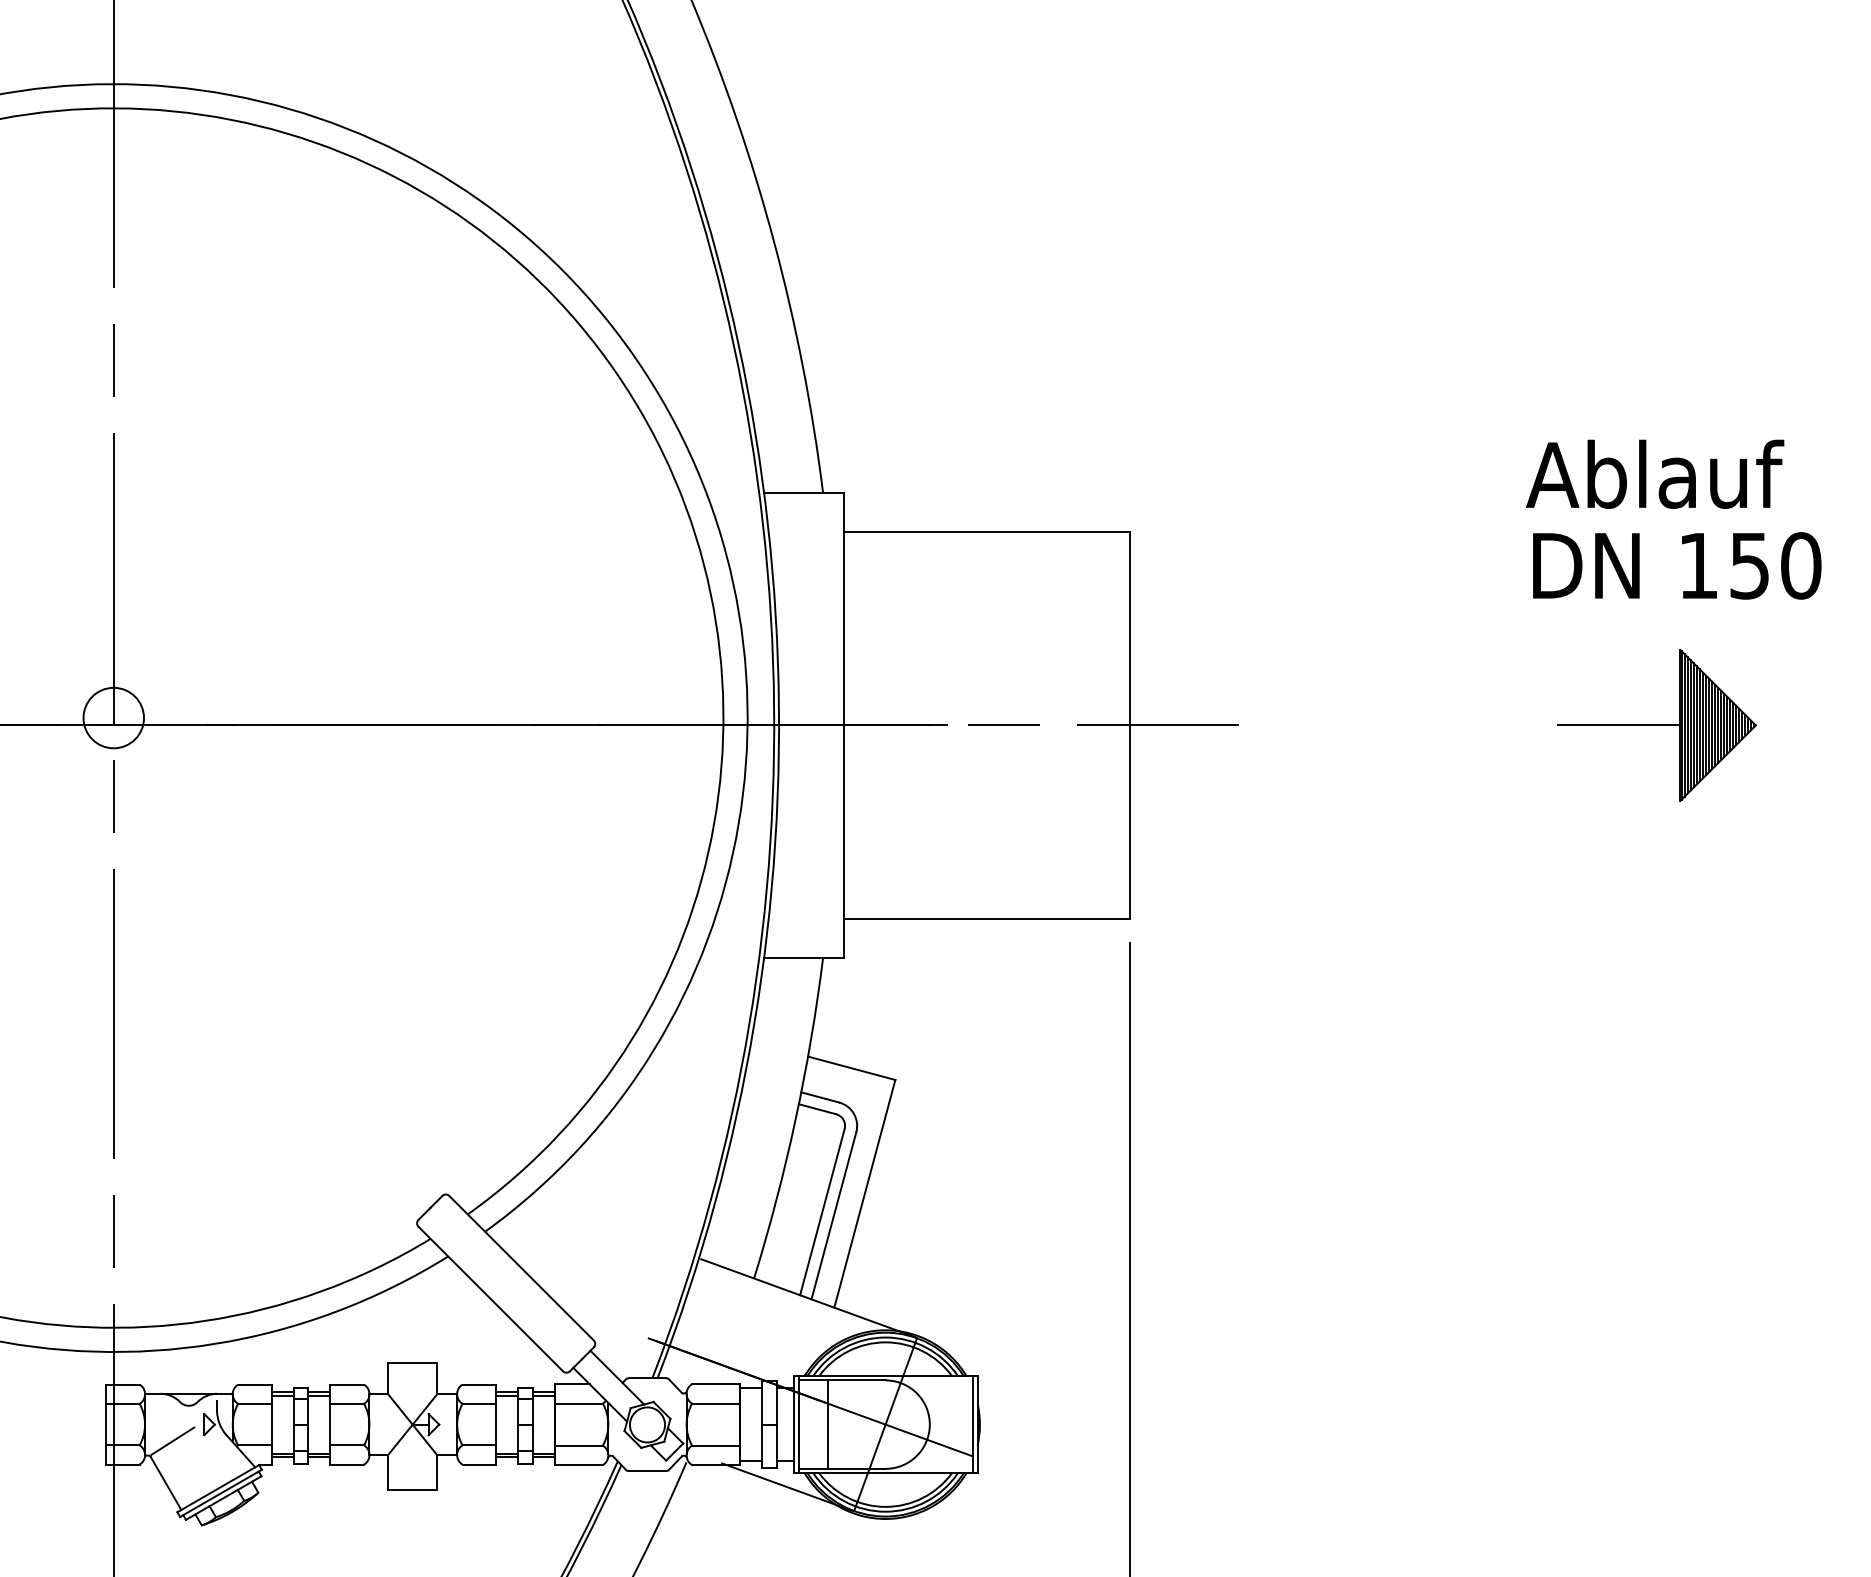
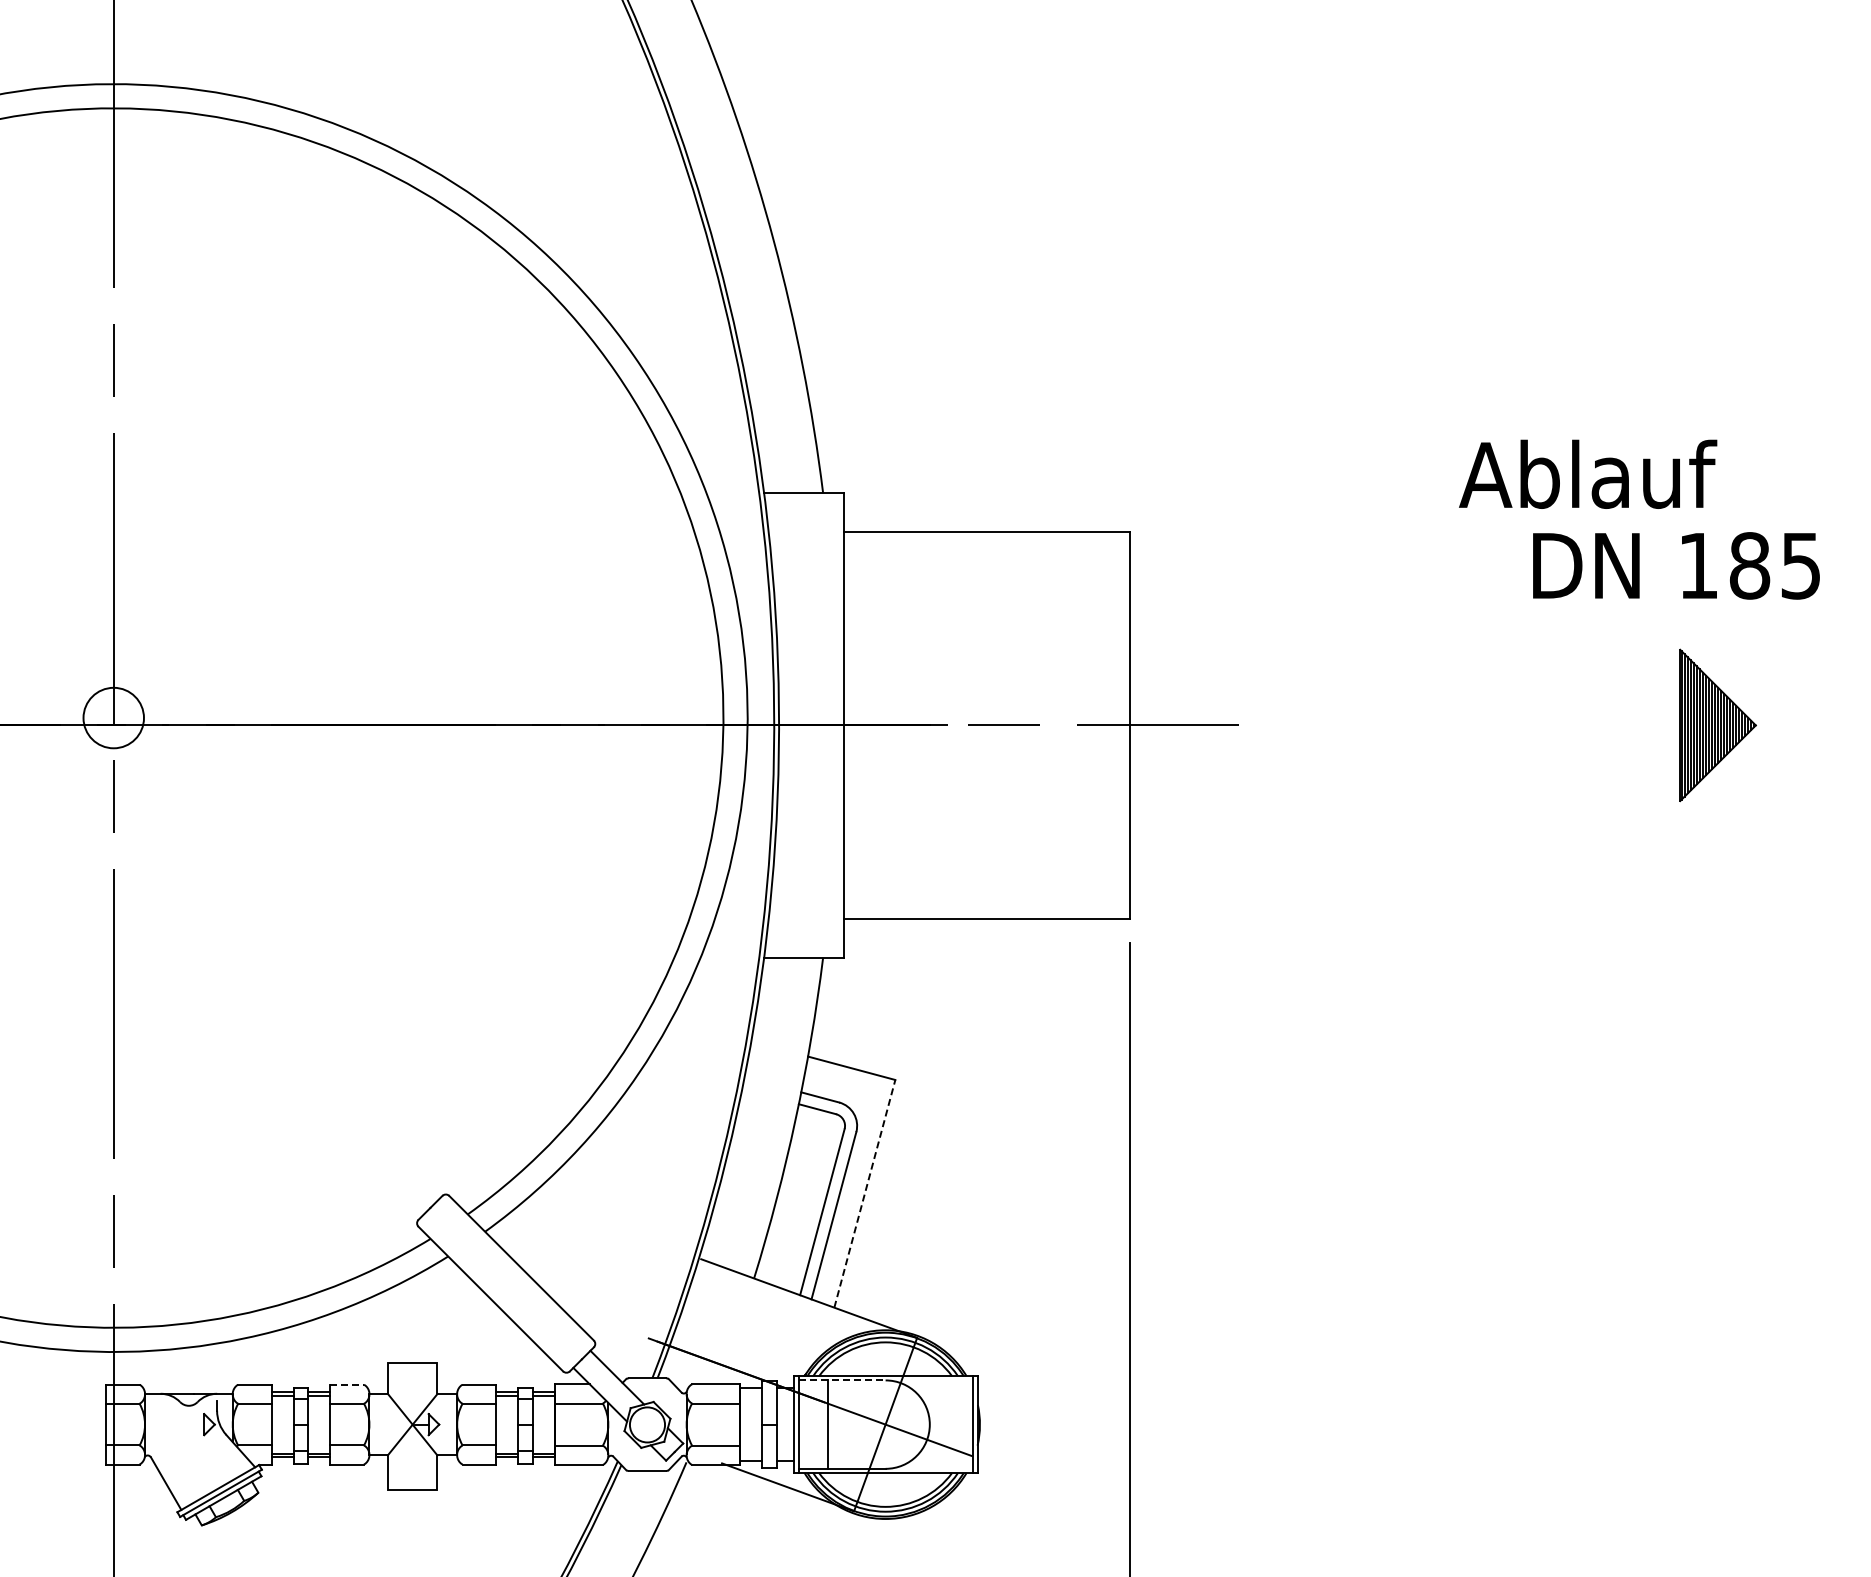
text position: (1655, 473) -> (1588, 473) (1588, 473)
text: 150 -> 185 (1775, 565)
line: present -> none (1618, 725)
line: solid -> dashed (864, 1193)
line: solid -> dashed (842, 1380)
line: solid -> dashed (347, 1384)
line: present -> none (172, 1440)
